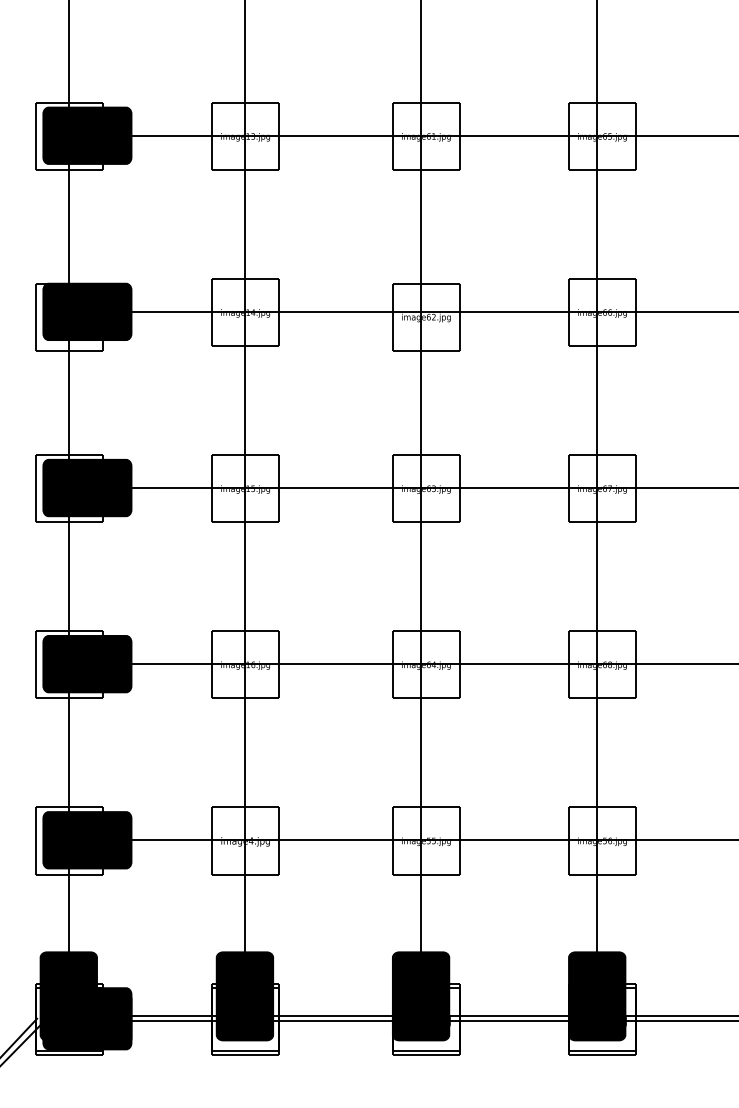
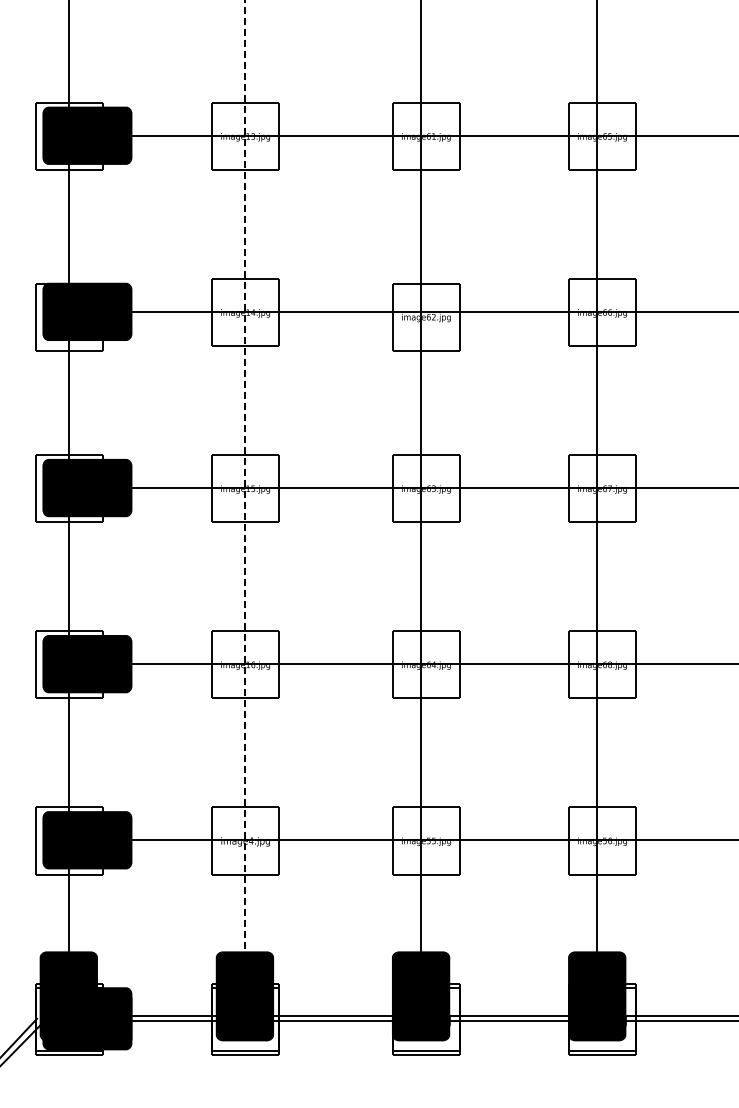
line: solid -> dashed (244, 480)
